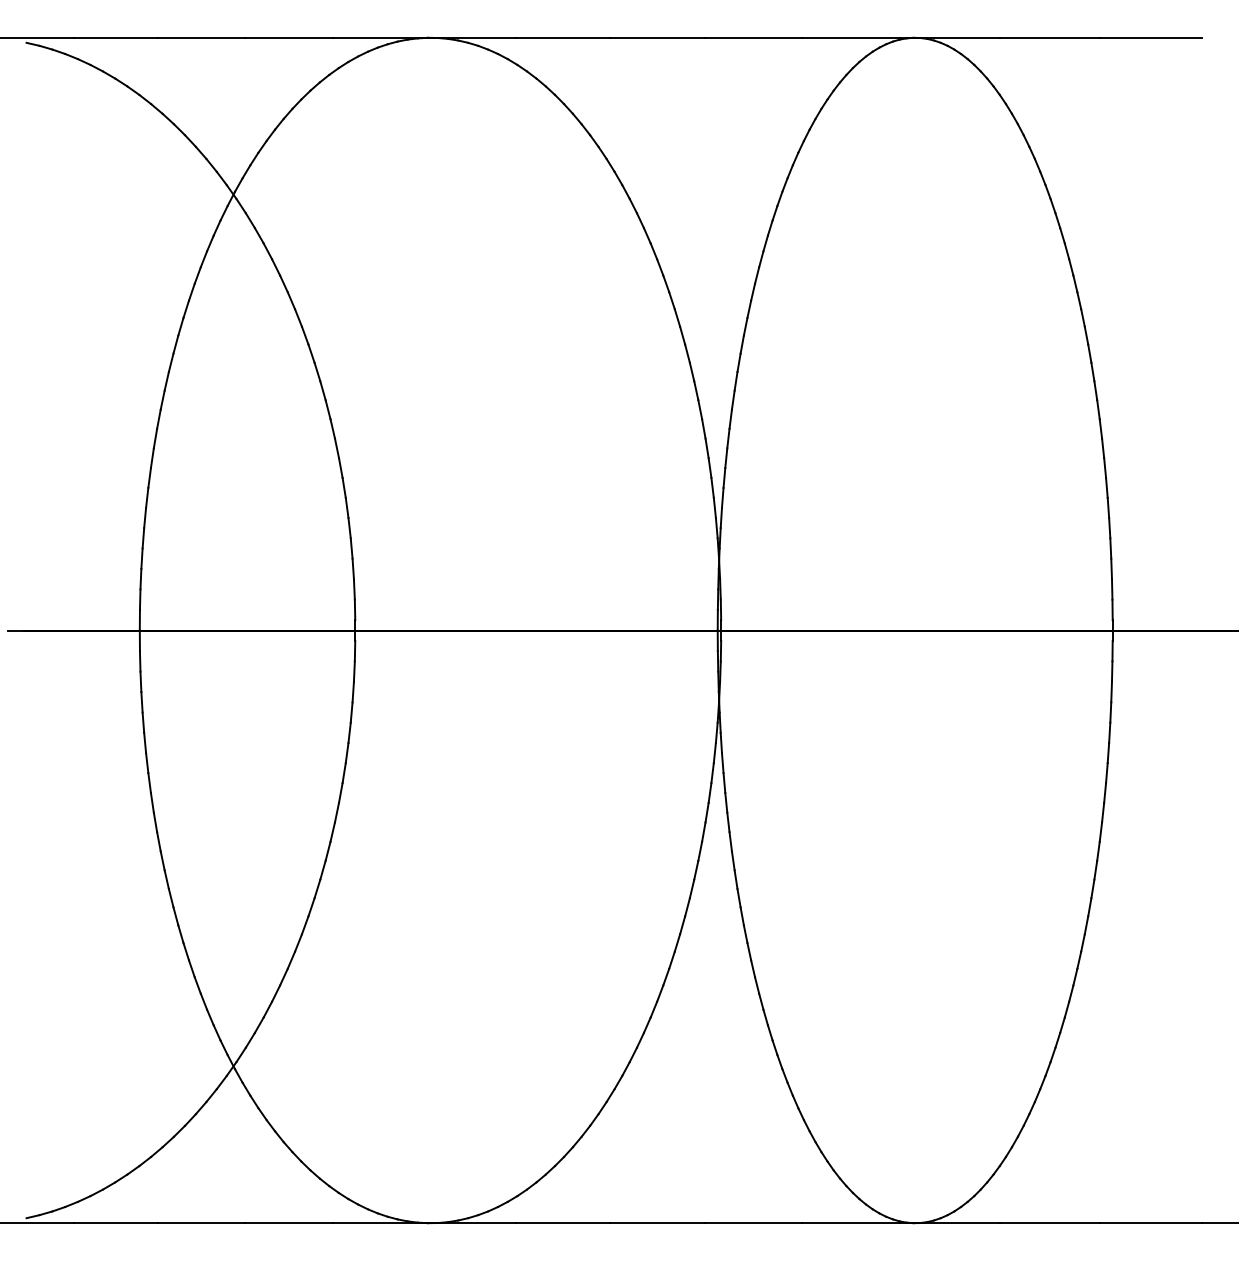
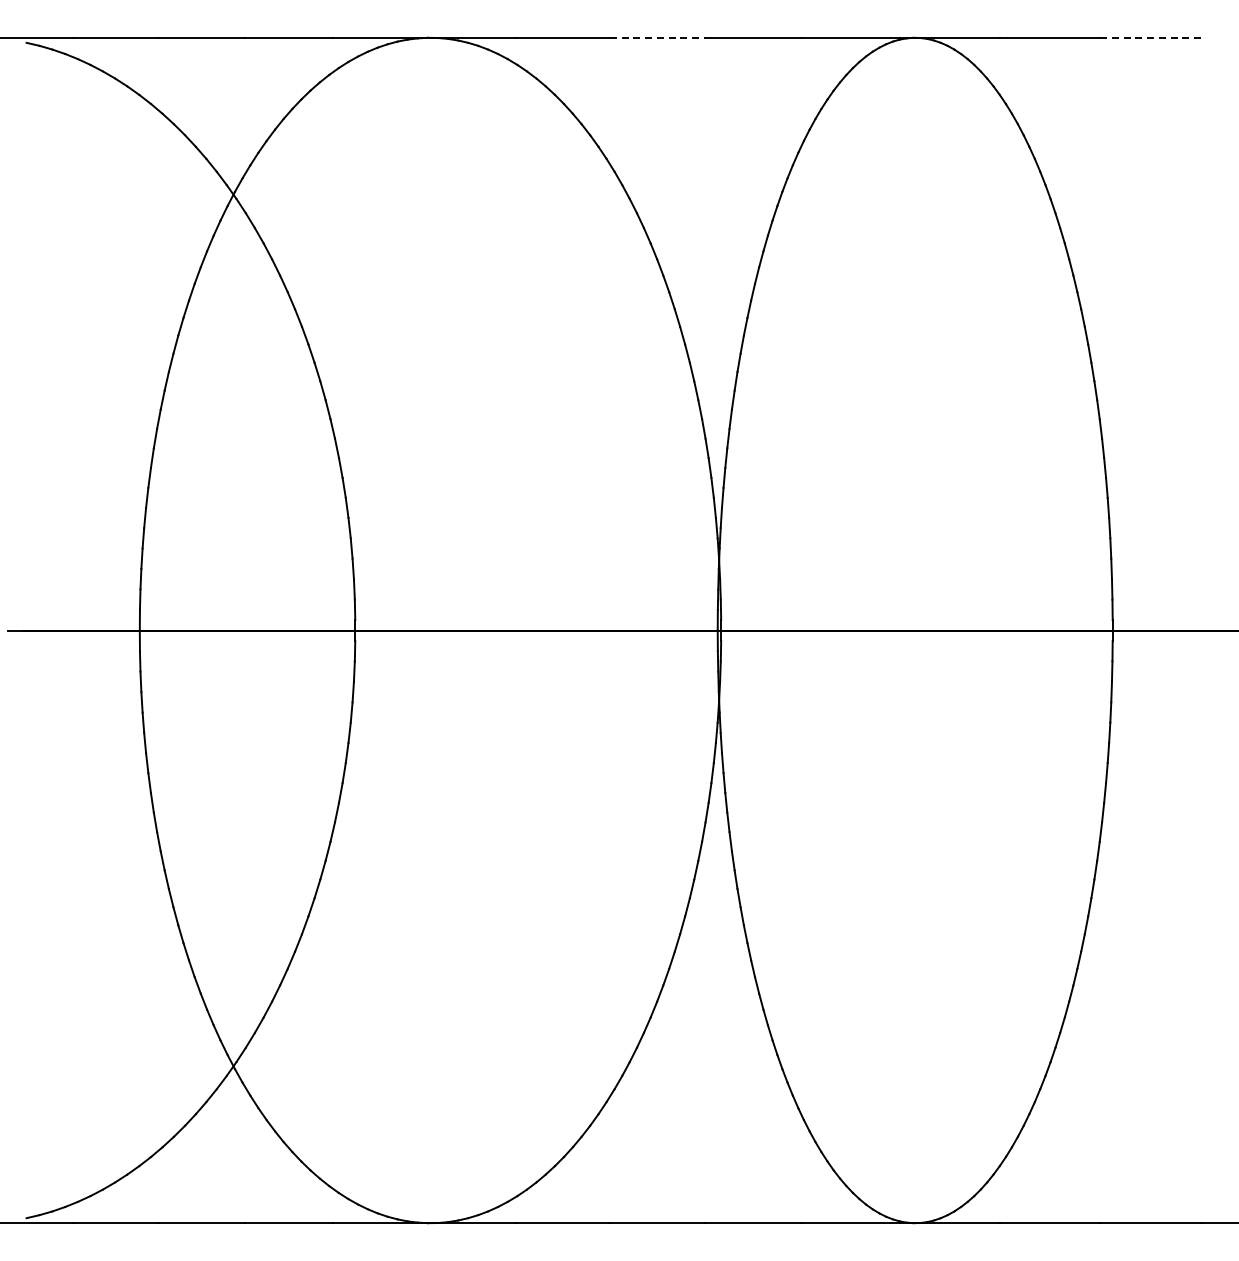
line: solid -> dashed (657, 37)
line: solid -> dashed (1150, 37)
